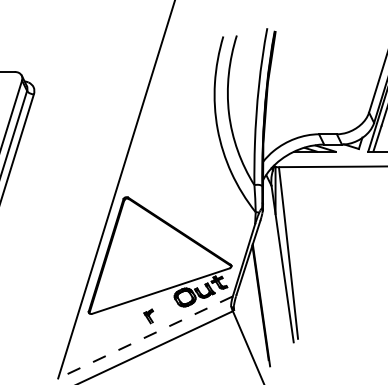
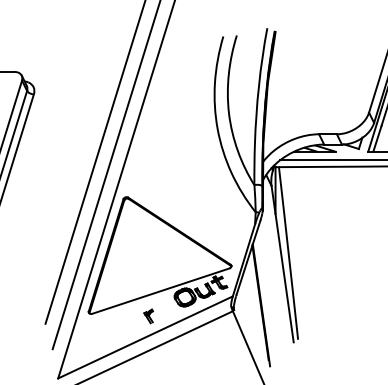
line: none -> present (332, 160)
line: none -> present (94, 162)
line: none -> present (105, 175)
line: dashed -> solid (145, 337)
